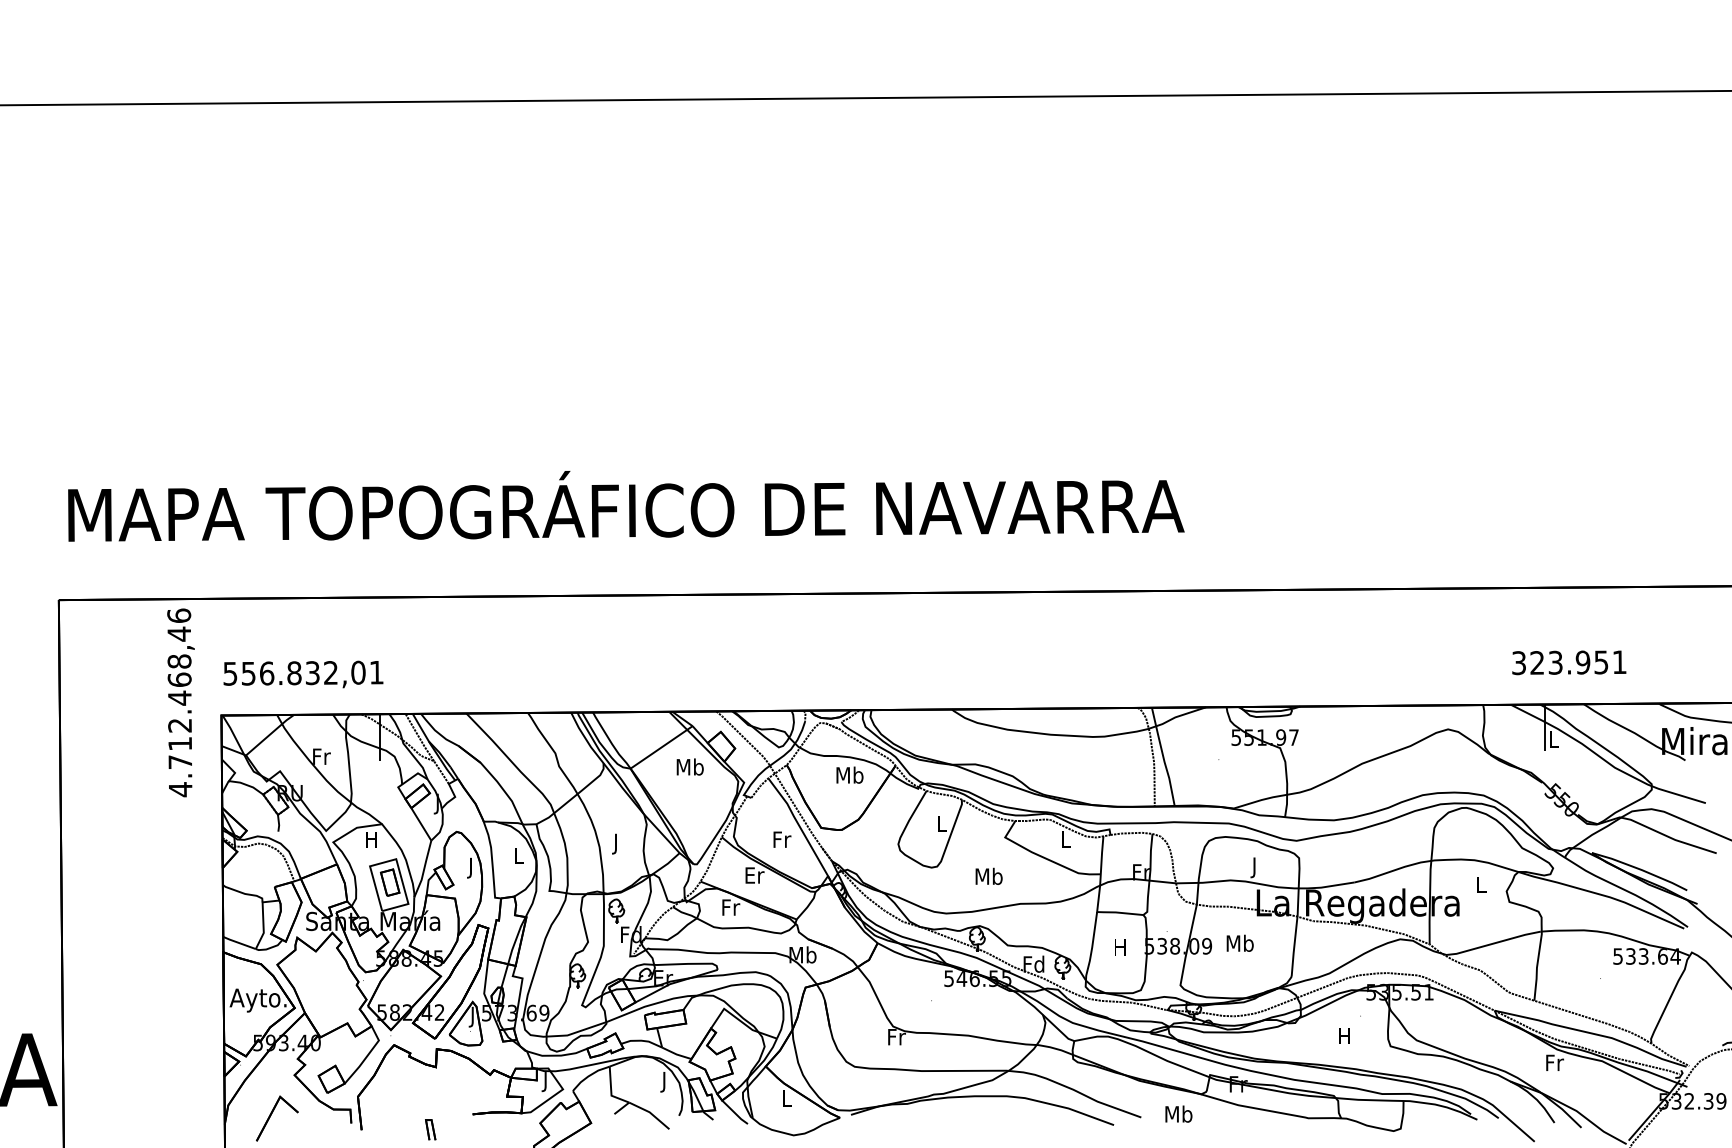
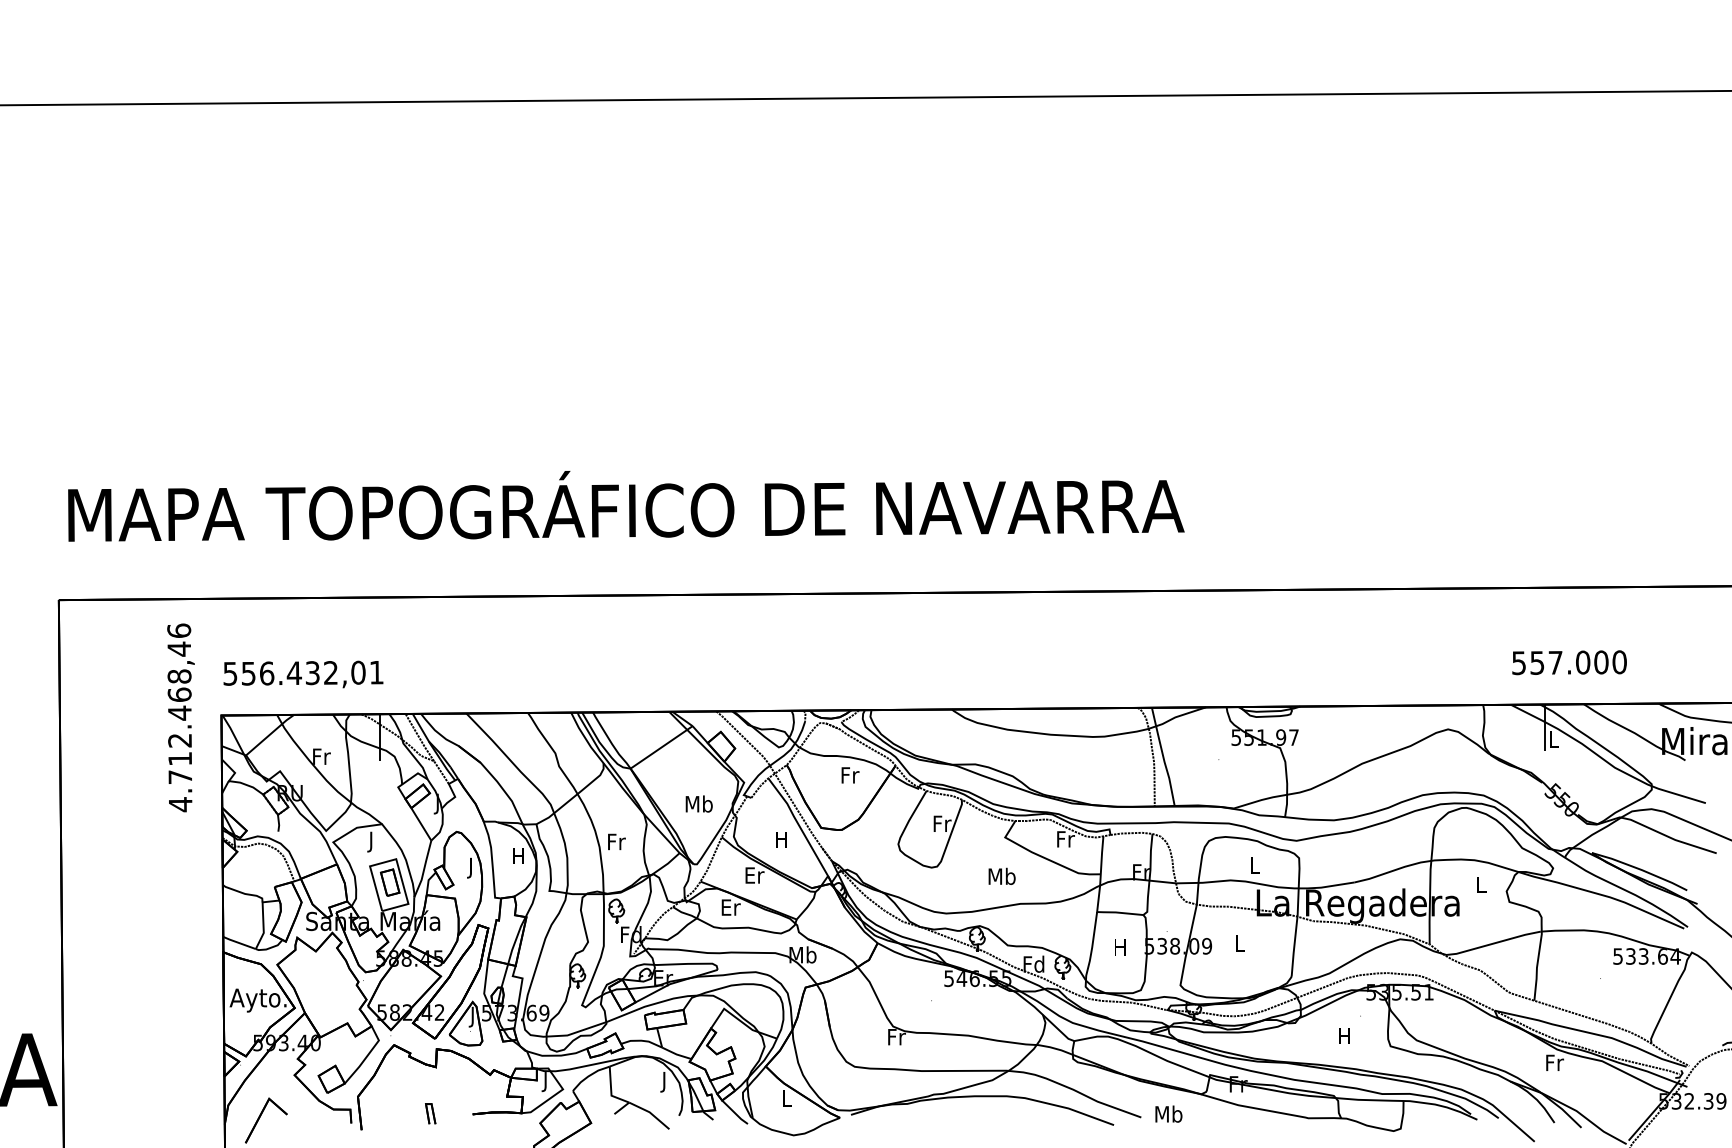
text: 323.951 -> 557.000 (1569, 662)
text: 556.832,01 -> 556.432,01 (293, 673)
text position: (180, 702) -> (180, 717) (180, 717)
text position: (689, 766) -> (698, 803) (698, 803)
text: Mb -> Fr (849, 774)
text: L -> Fr (942, 823)
text: Fr -> H (782, 839)
text: L -> Fr (1065, 839)
text: H -> J (371, 841)
text: J -> Fr (616, 843)
text: L -> H (518, 855)
text: J -> L (1254, 867)
text position: (988, 875) -> (1001, 875) (1001, 875)
text: Fr -> Er (730, 907)
text: Mb -> L (1239, 942)
text position: (1178, 1113) -> (1168, 1113) (1168, 1113)
part position: (271, 1115) -> (260, 1117) (260, 1117)
part position: (430, 1129) -> (430, 1113) (430, 1113)
